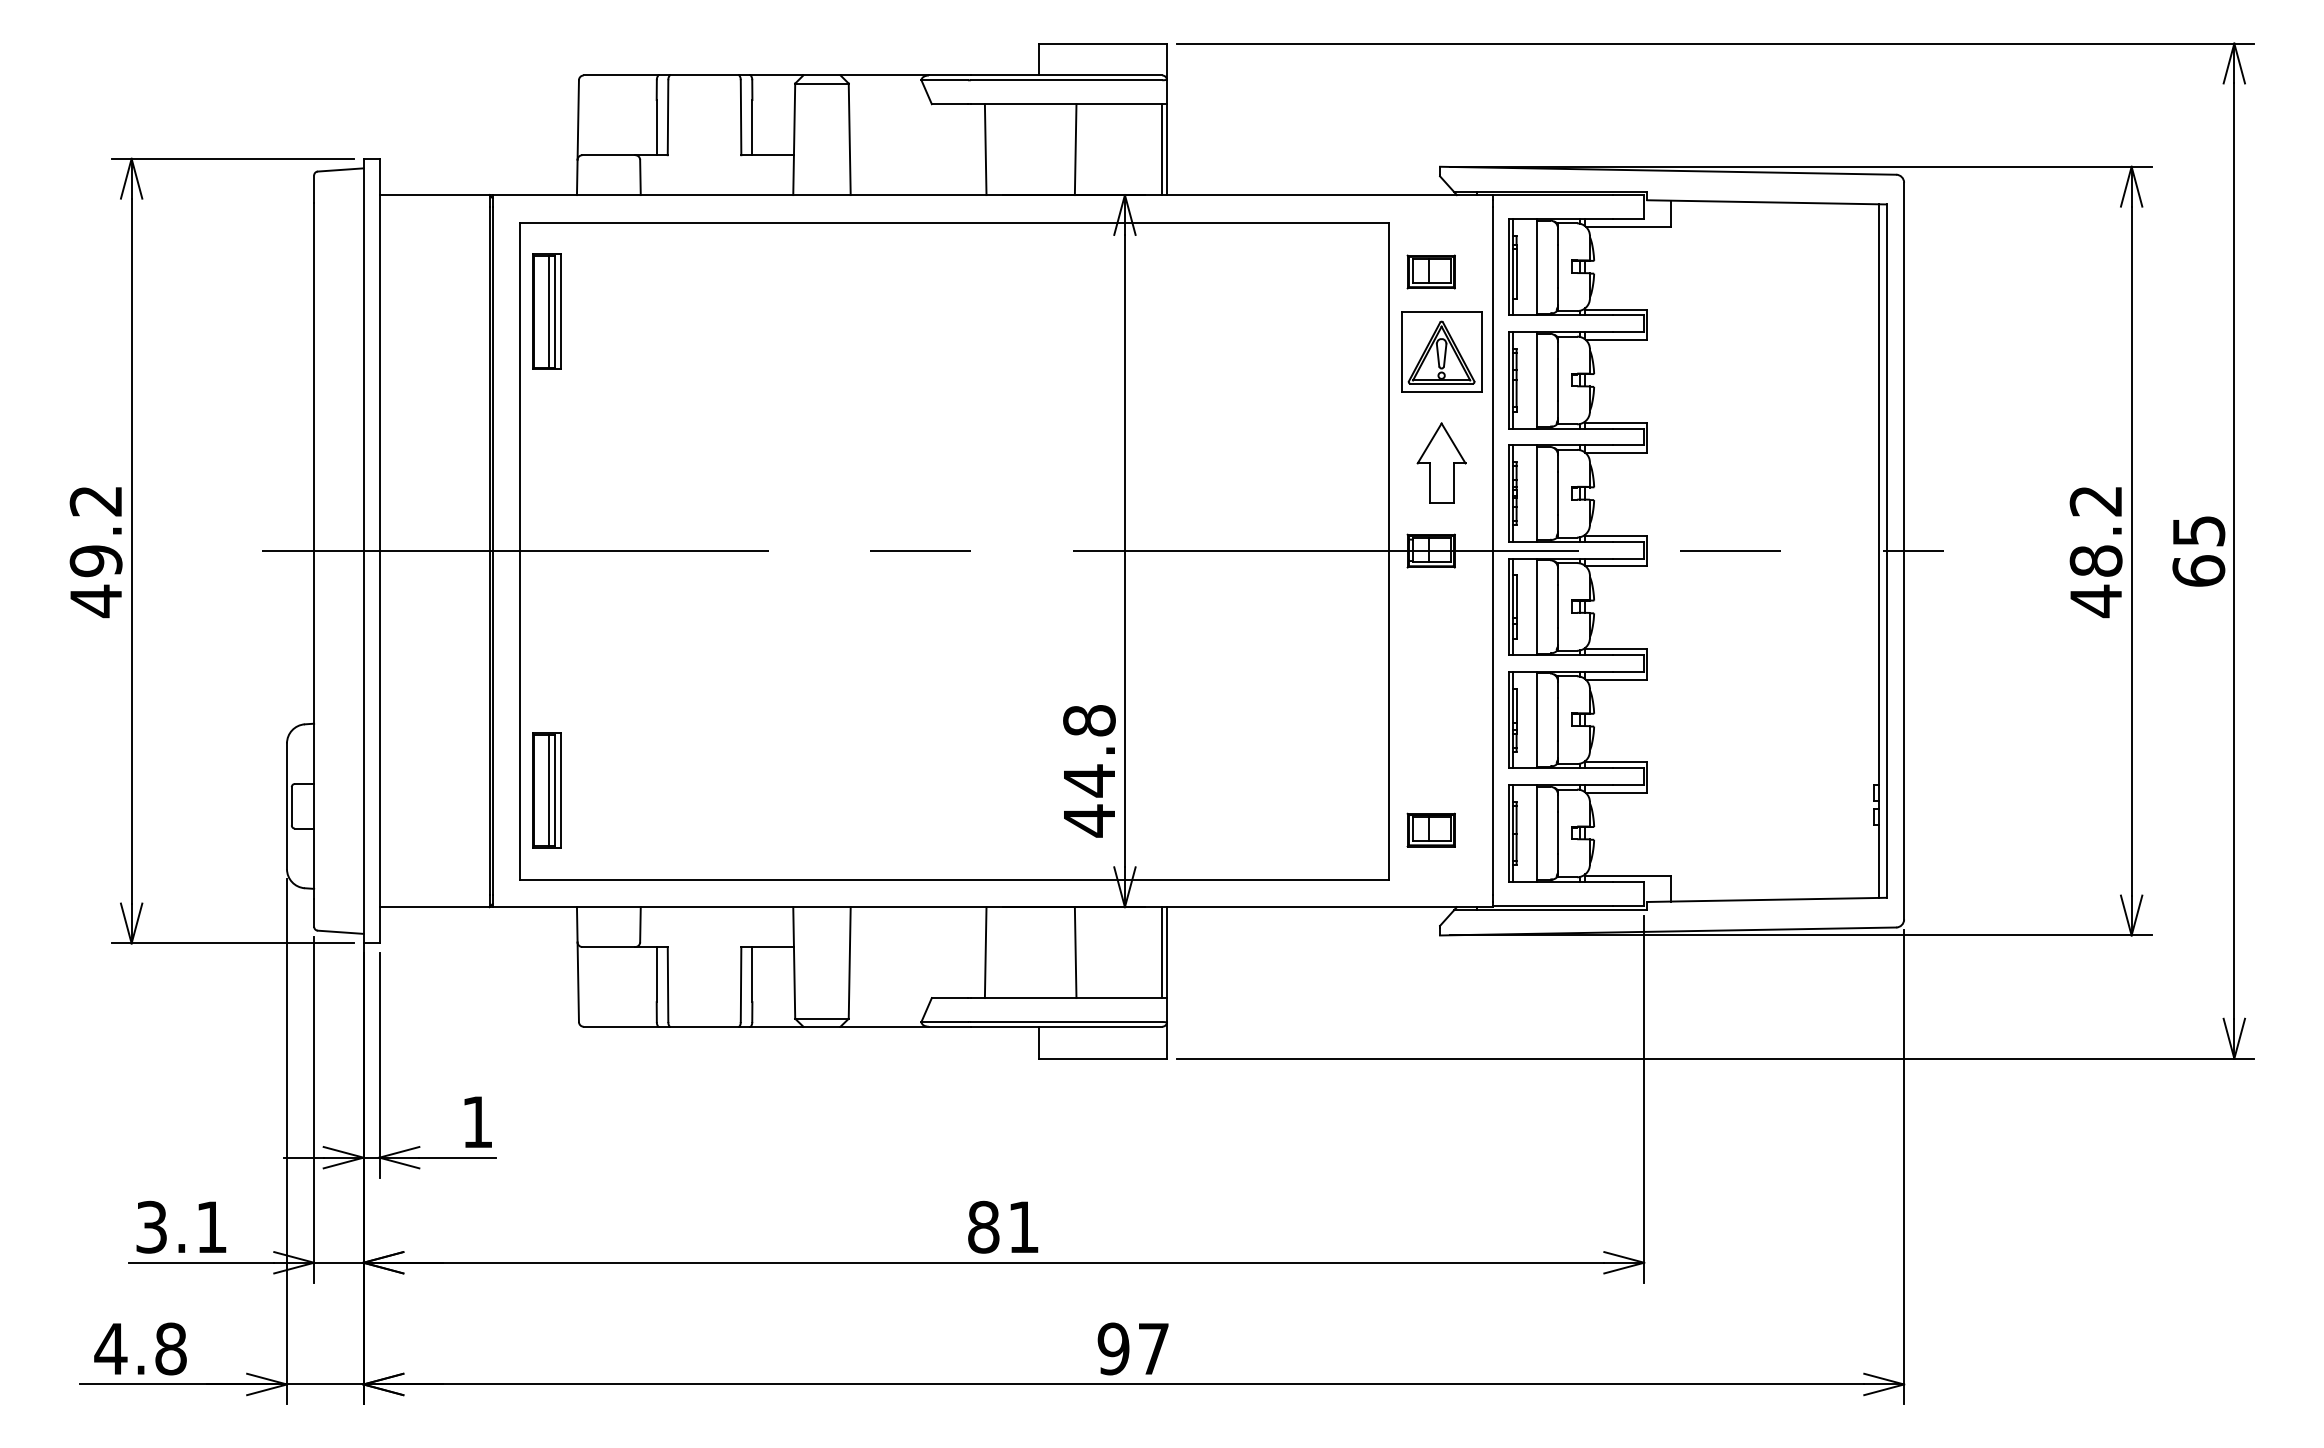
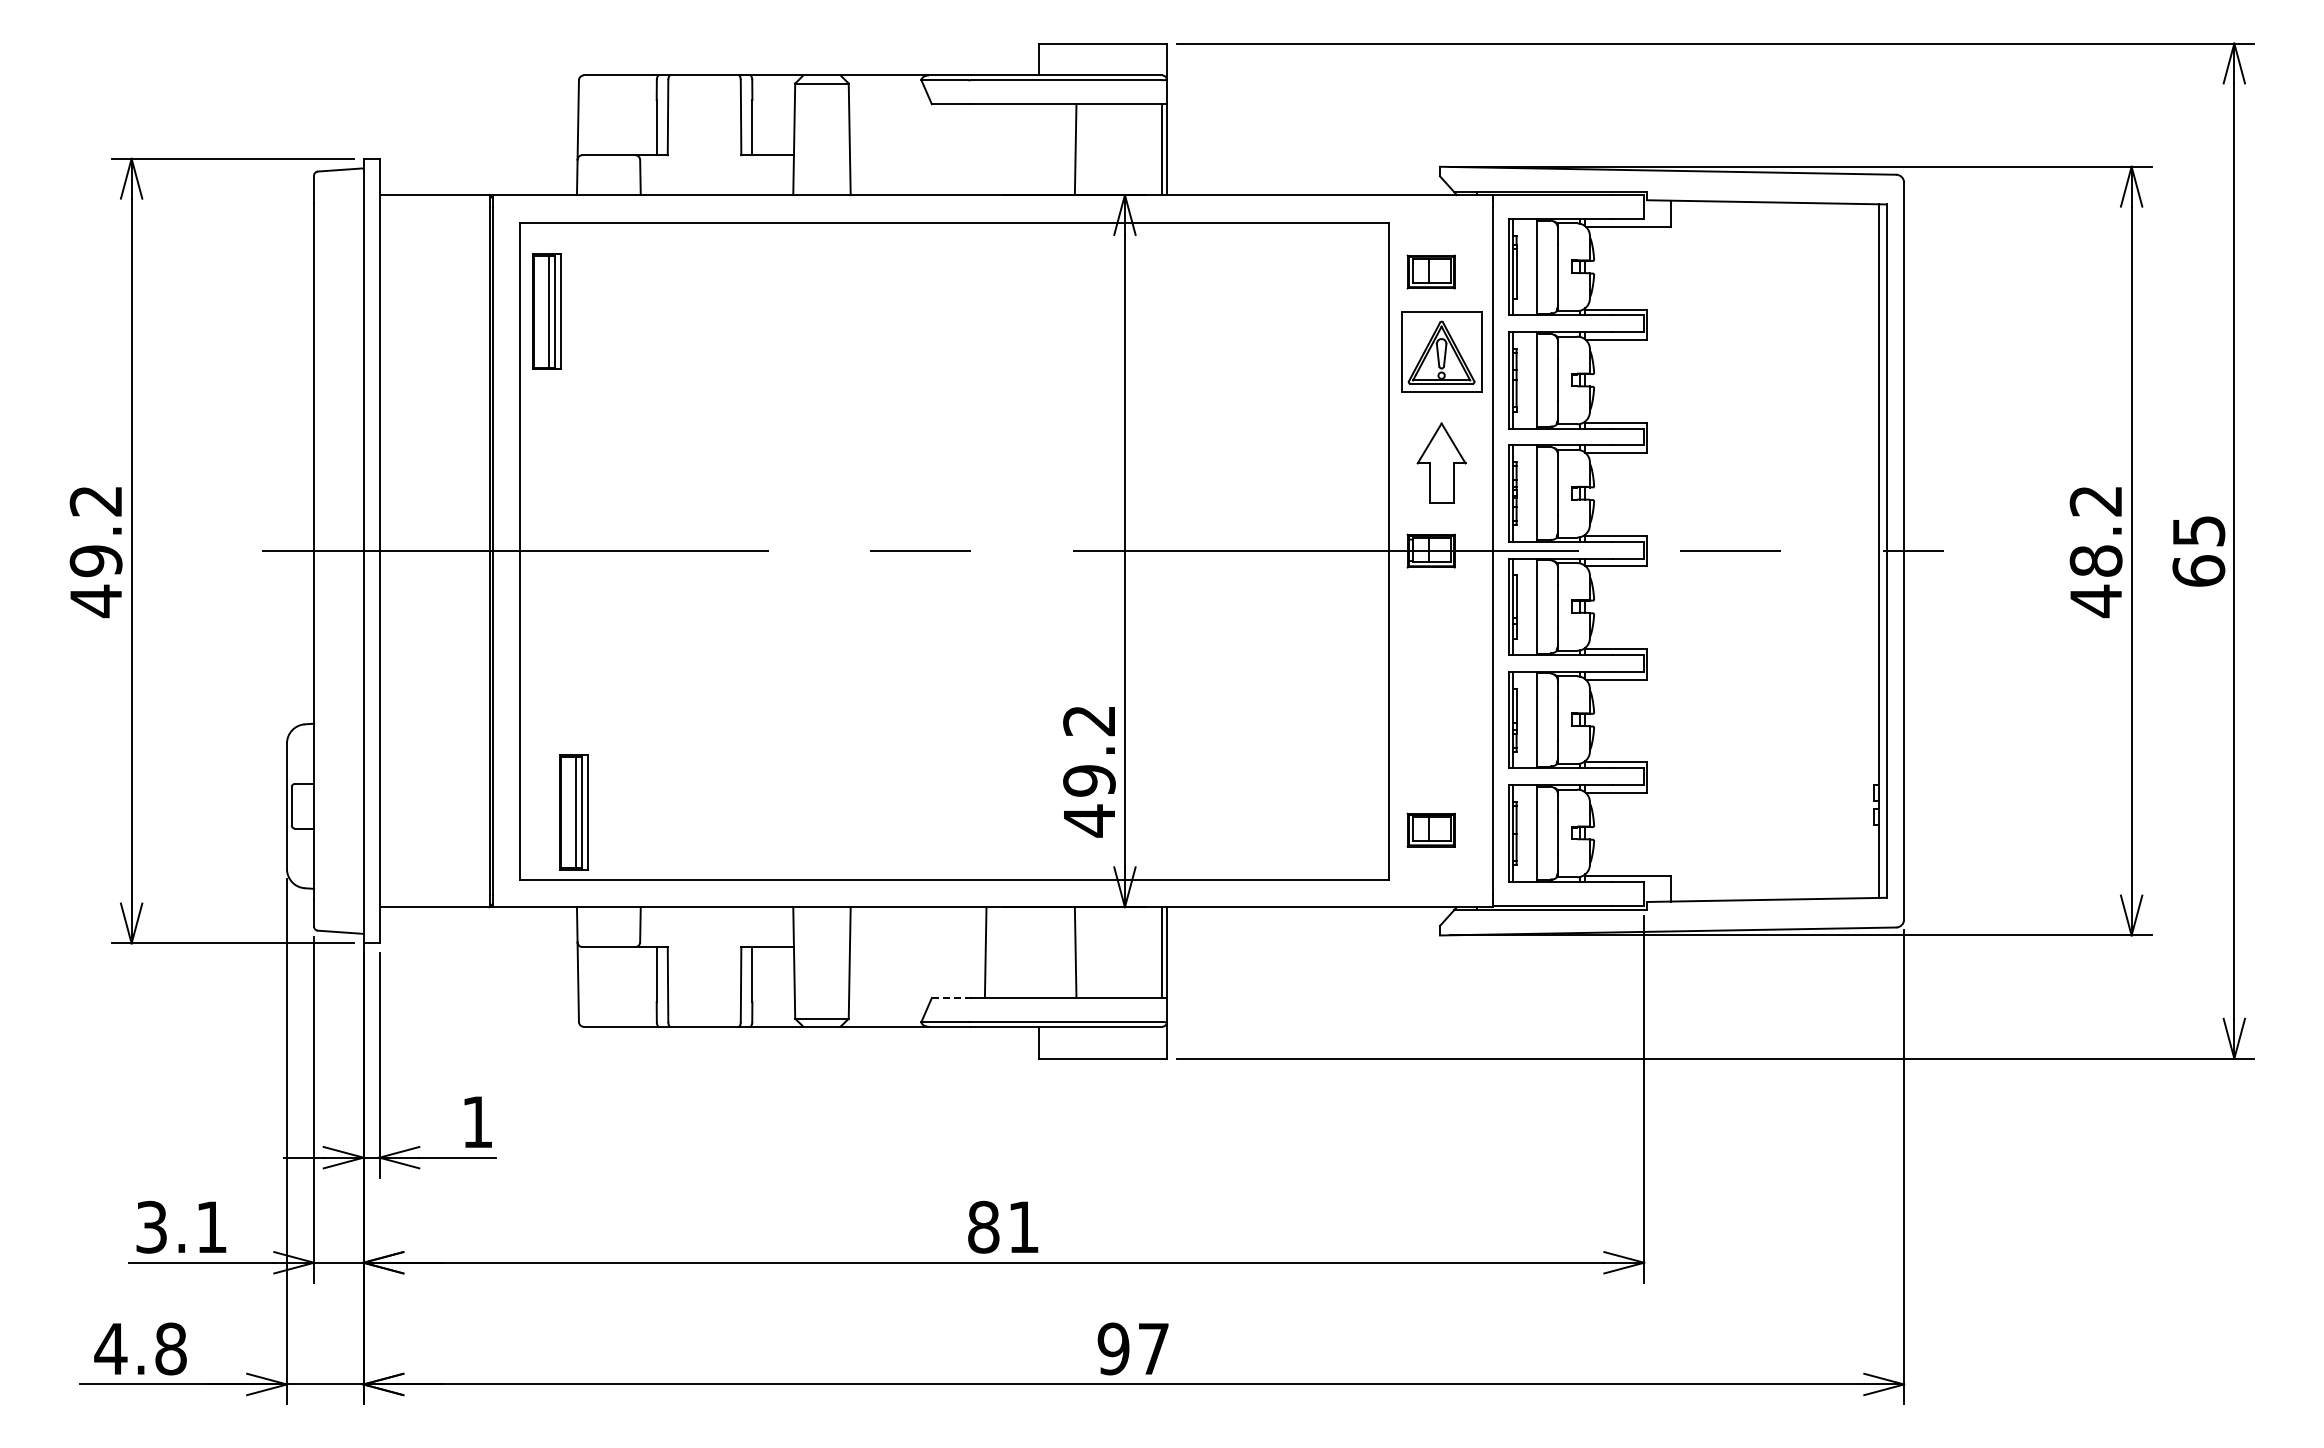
line: present -> none (985, 149)
text: 44.8 -> 49.2 (1089, 751)
part position: (546, 790) -> (573, 812) (573, 812)
line: solid -> dashed (950, 998)
